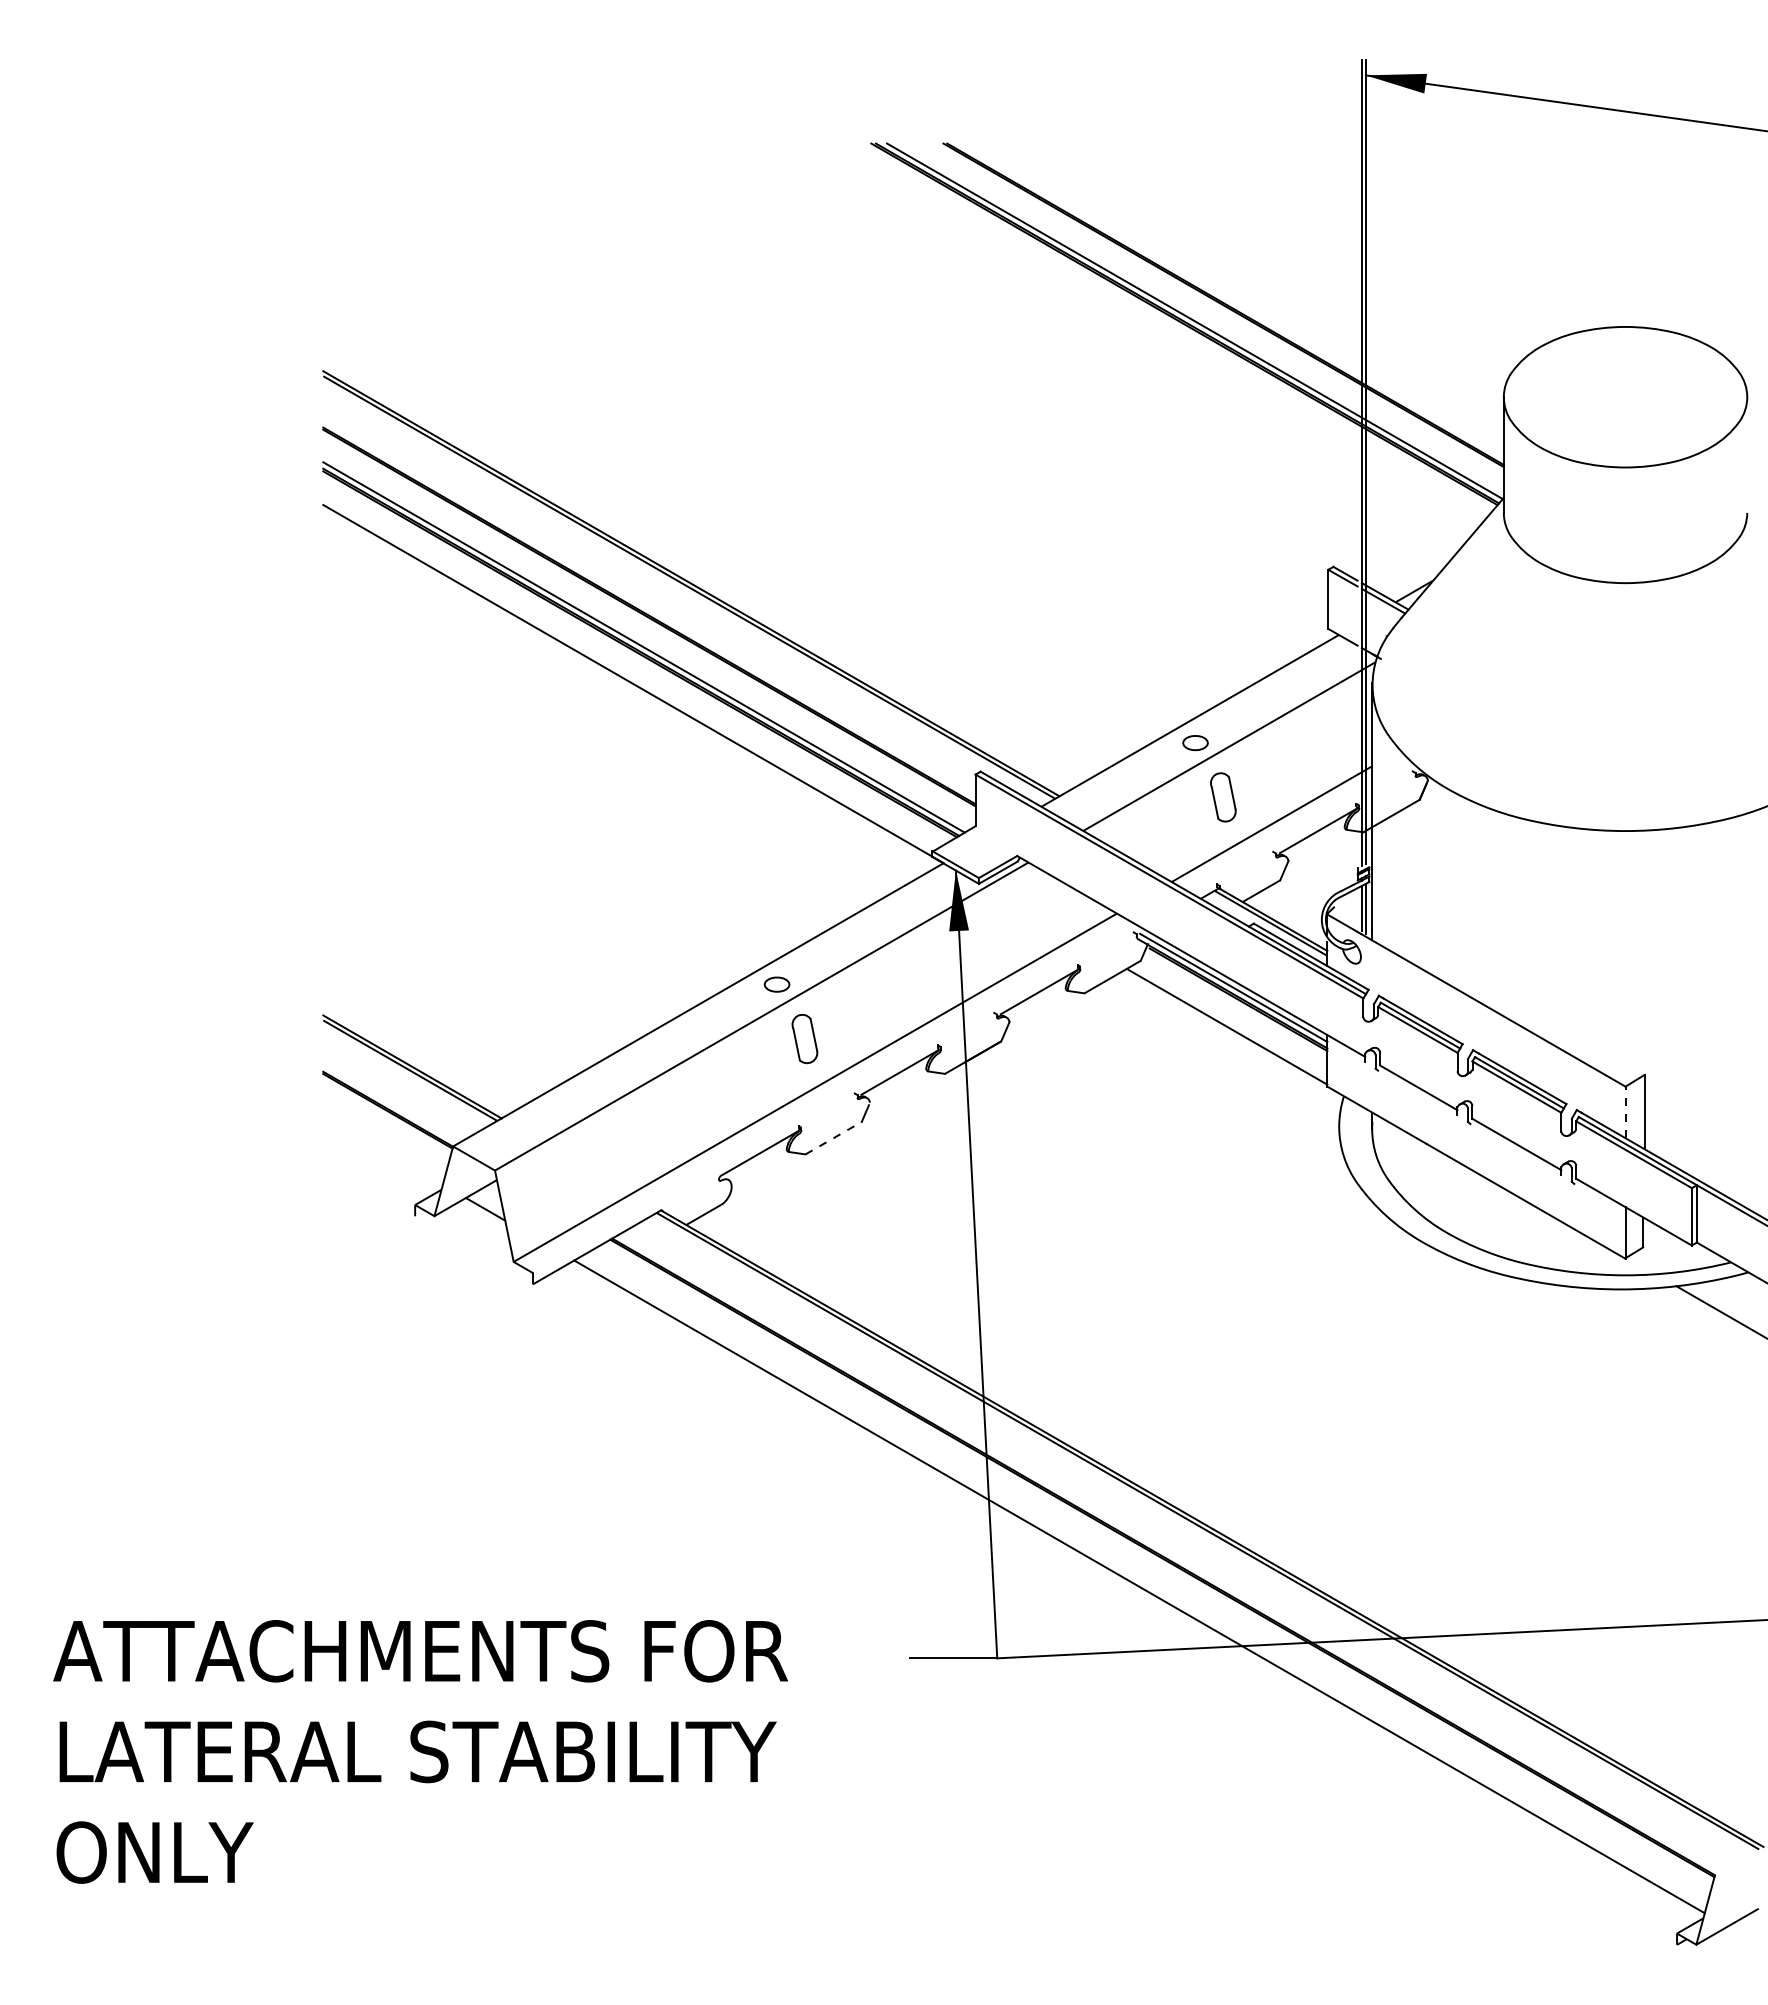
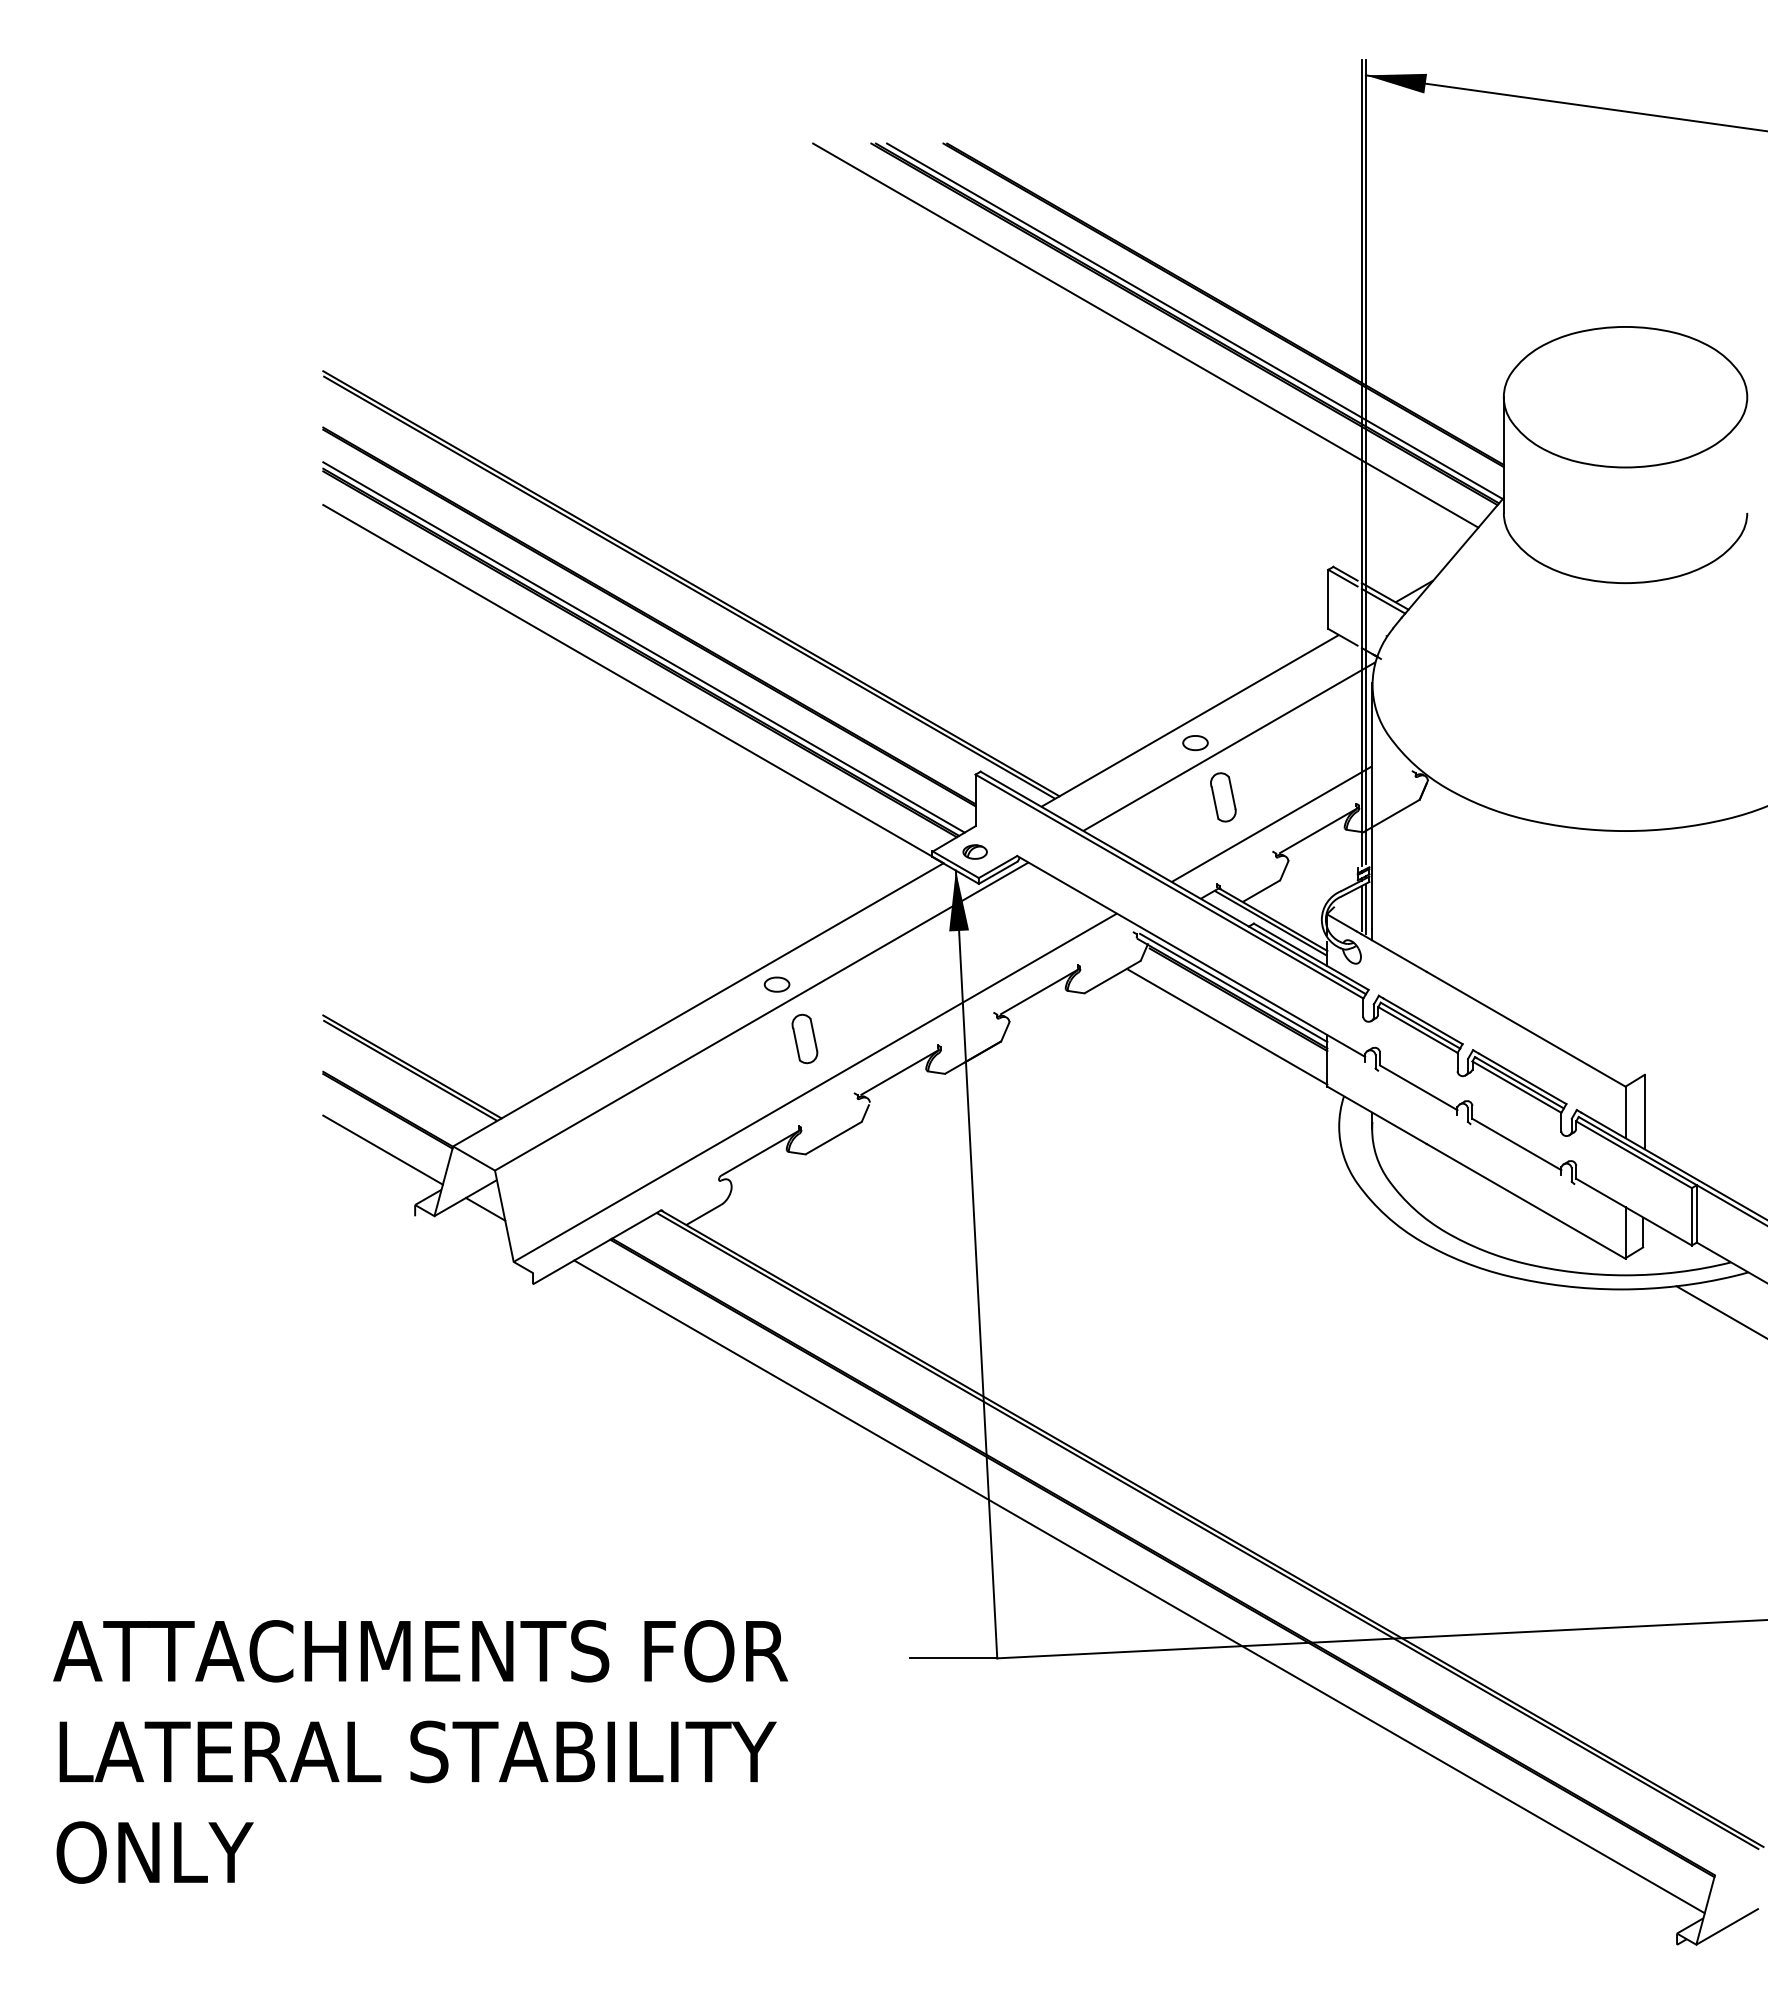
line: none -> present (1145, 335)
part: none -> present (974, 851)
line: dashed -> solid (1625, 1112)
line: dashed -> solid (833, 1138)
line: none -> present (382, 1149)
